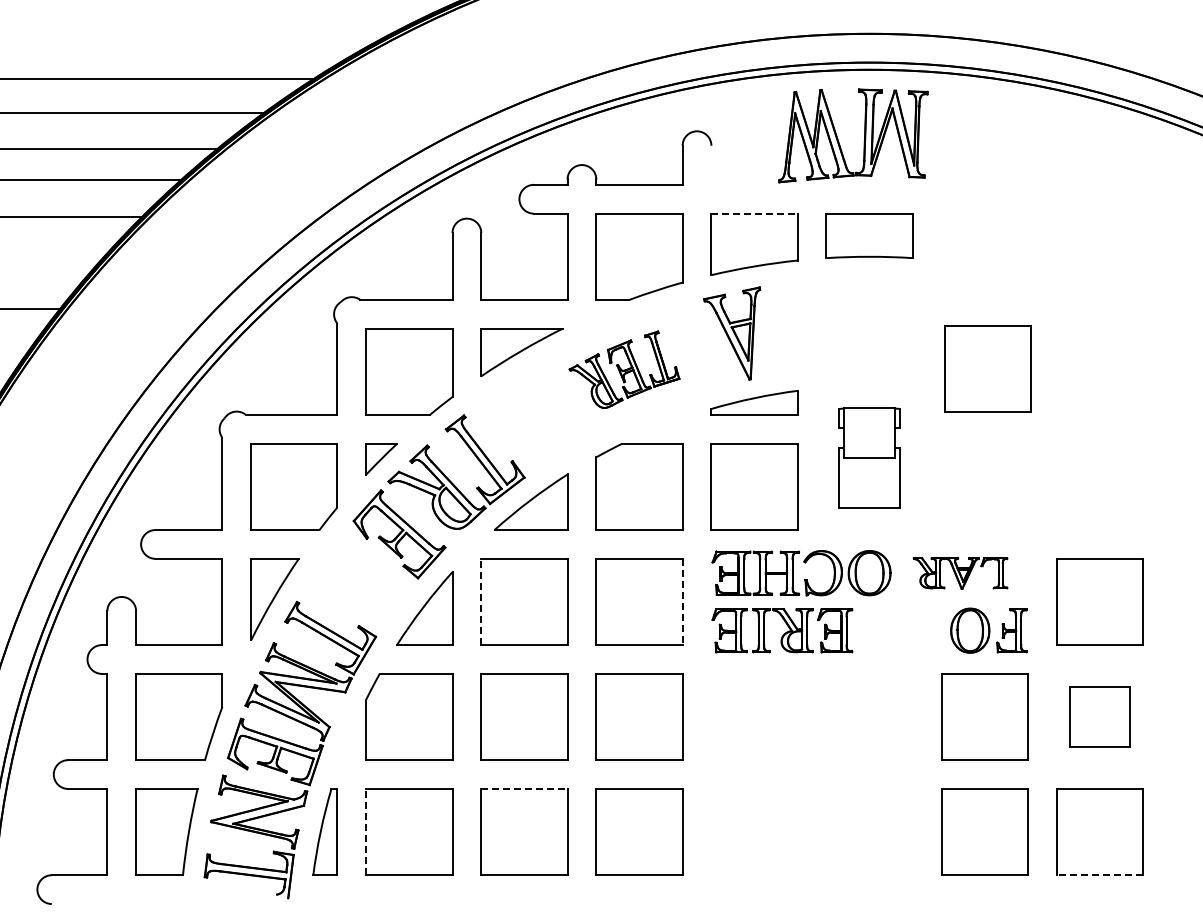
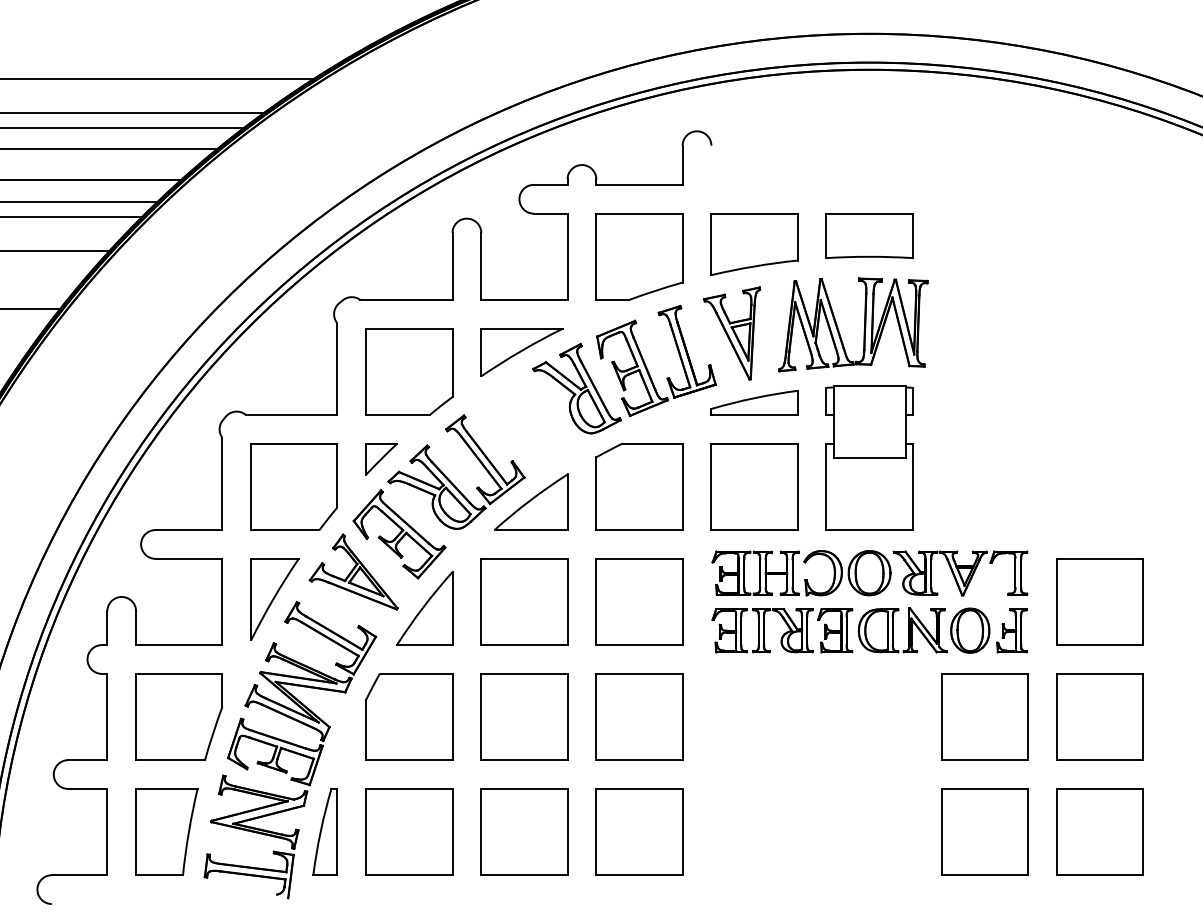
line: none -> present (123, 127)
part position: (864, 135) -> (864, 324) (864, 324)
line: none -> present (79, 201)
line: dashed -> solid (755, 213)
line: none -> present (55, 250)
part: present -> none (987, 368)
part size: 113x79 px -> 185x130 px (624, 369)
part size: 63x102 px -> 89x146 px (869, 457)
part: none -> present (353, 571)
part size: 97x33 px -> 137x47 px (960, 573)
line: dashed -> solid (481, 601)
line: dashed -> solid (682, 602)
part: none -> present (902, 630)
part size: 62x62 px -> 88x88 px (1099, 716)
line: dashed -> solid (524, 788)
line: dashed -> solid (366, 831)
line: dashed -> solid (1099, 875)
